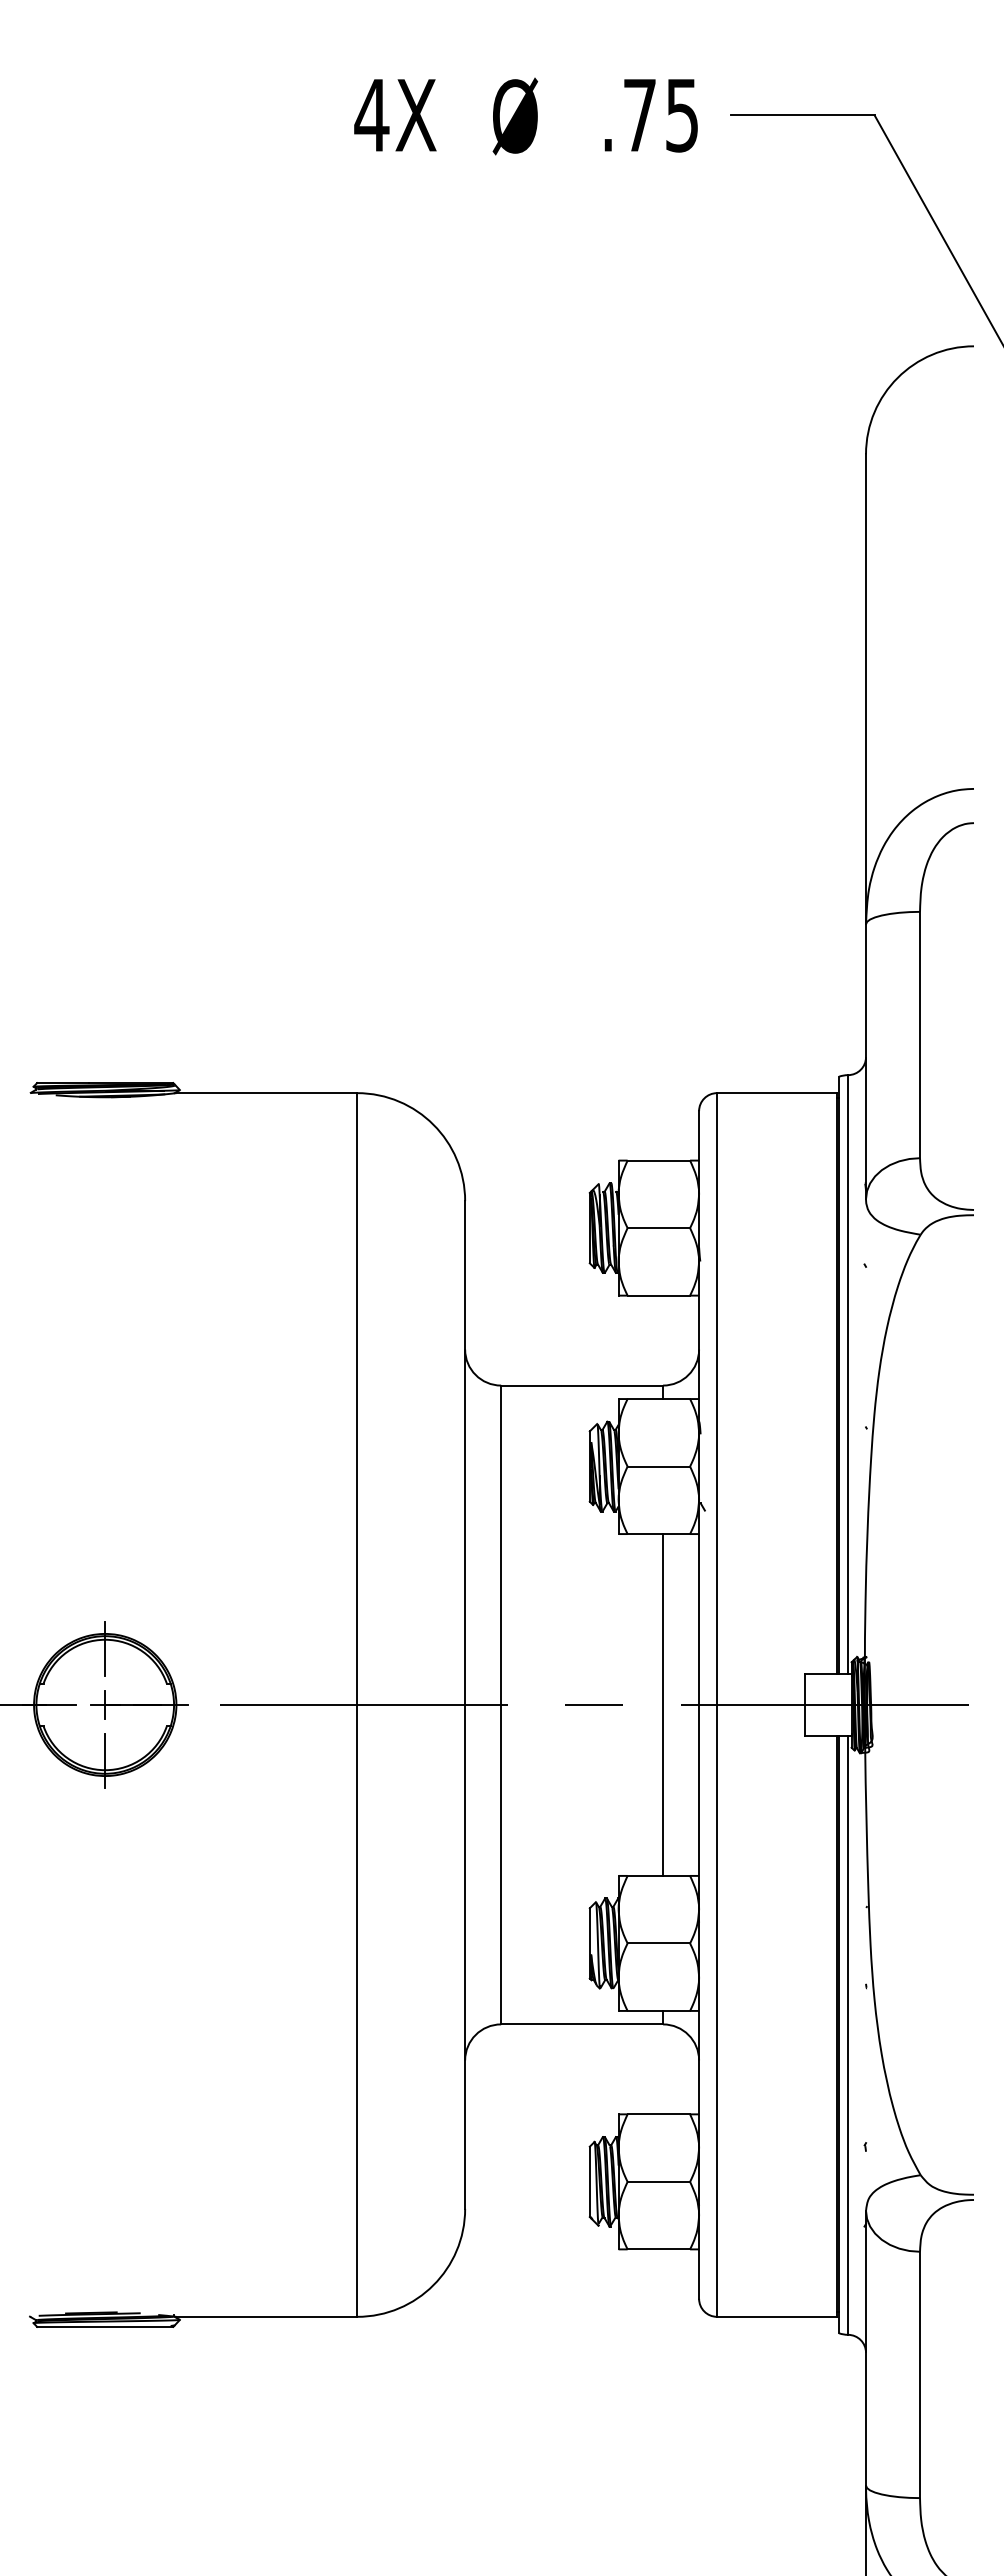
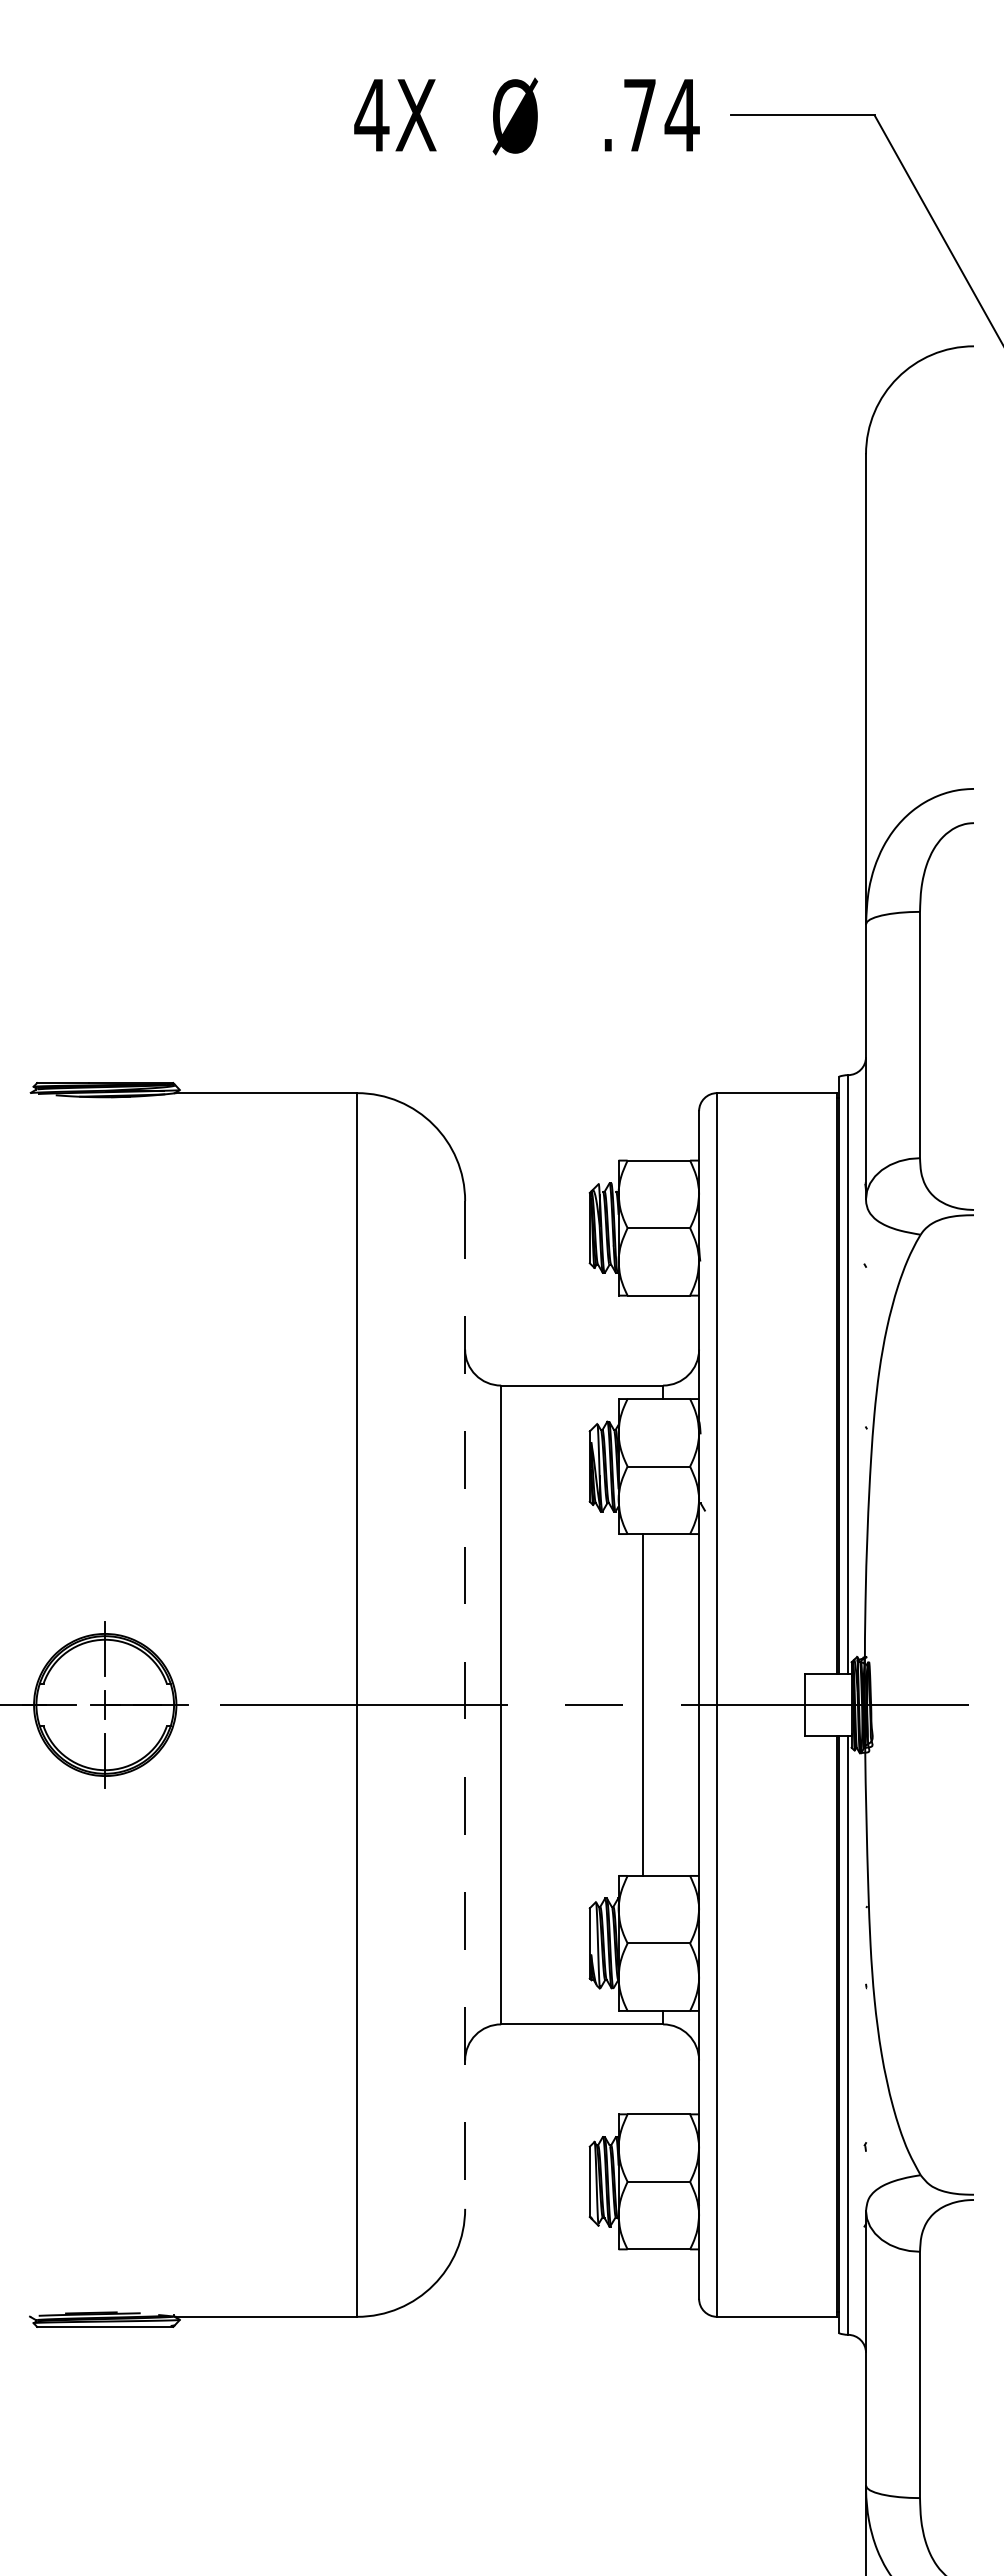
text: .75 -> .74 (681, 115)
line: solid -> dashed (465, 1704)
line position: (663, 1704) -> (643, 1704) (643, 1704)
